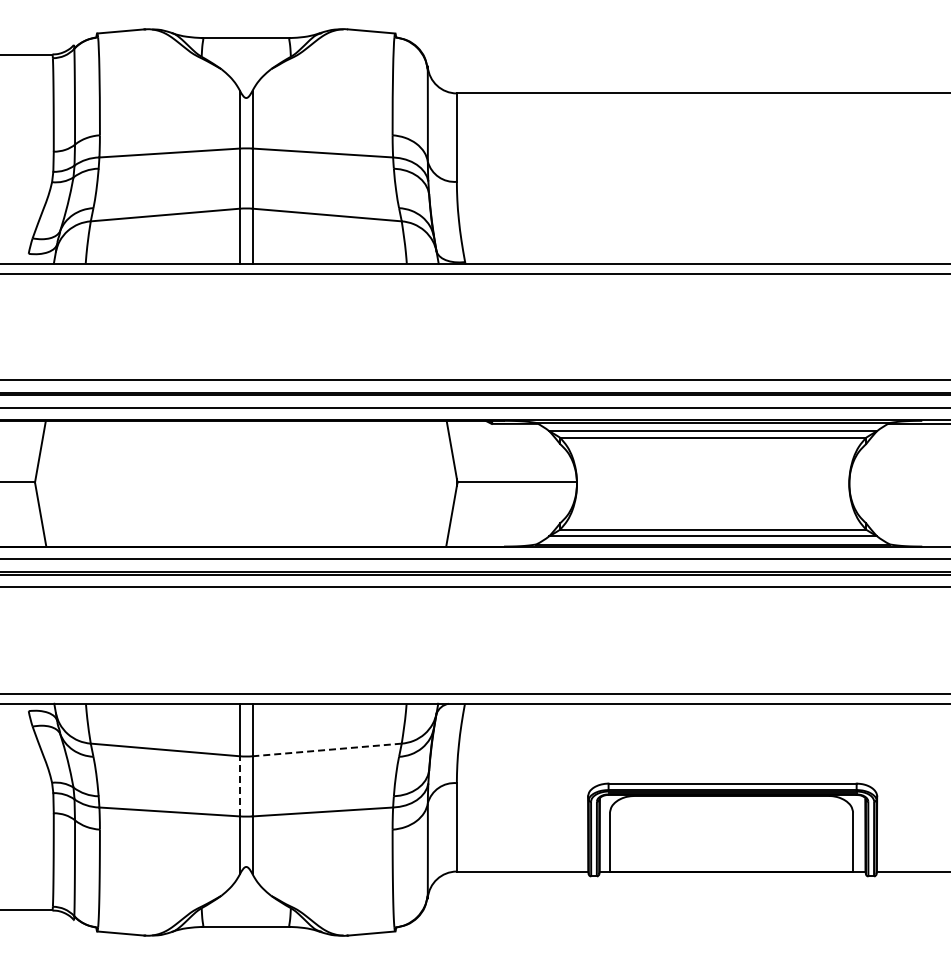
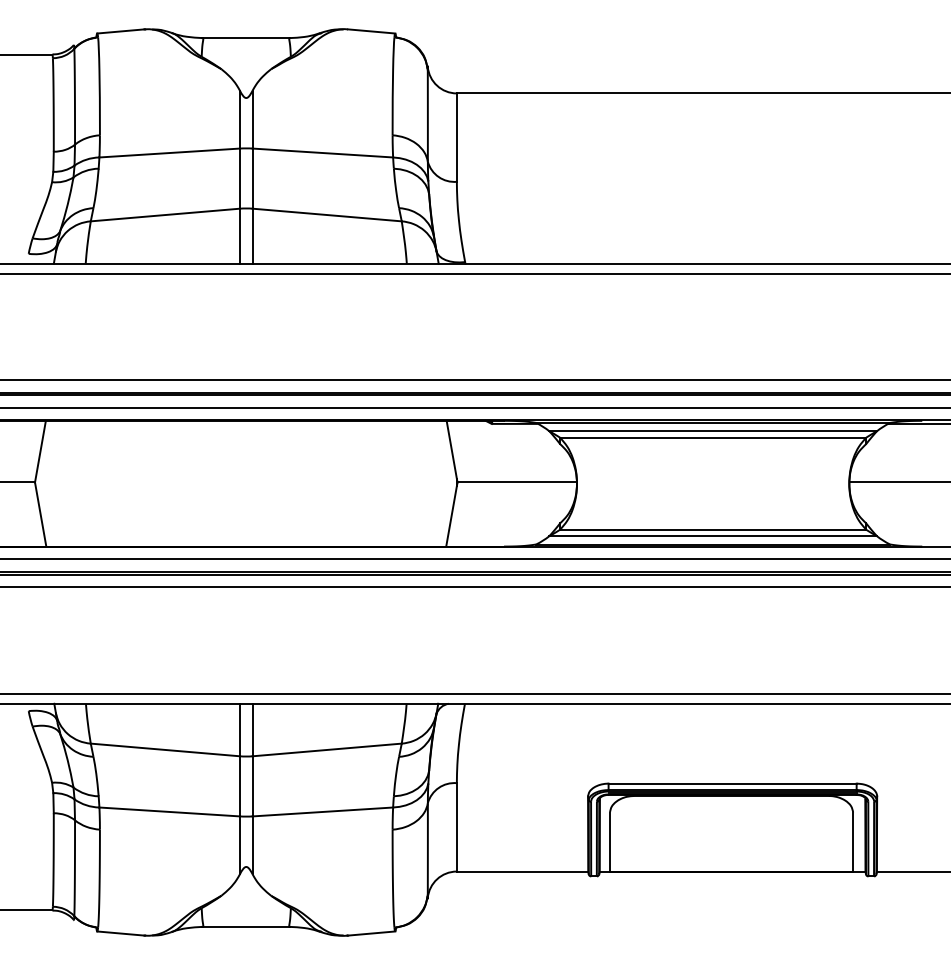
line: none -> present (898, 482)
line: dashed -> solid (327, 749)
line: dashed -> solid (239, 785)
